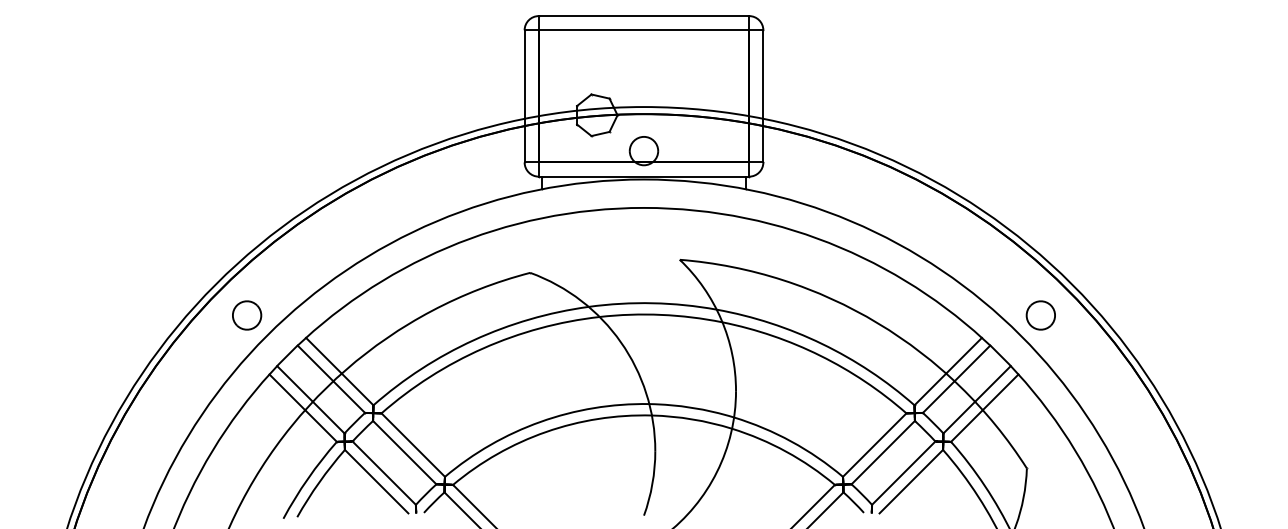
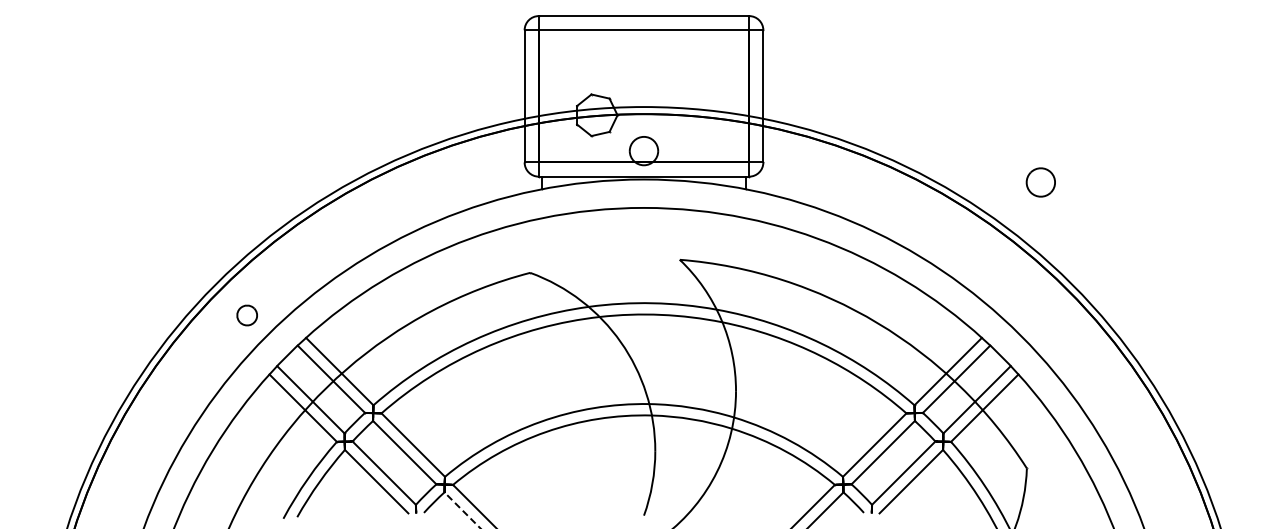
part size: 31x31 px -> 22x23 px (246, 315)
part position: (1040, 315) -> (1040, 182) (1040, 182)
line: solid -> dashed (462, 510)
